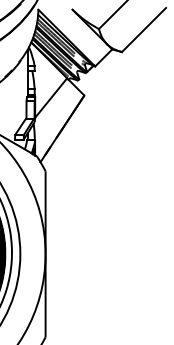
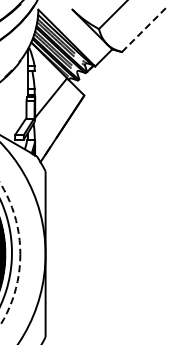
line: solid -> dashed (144, 29)
circle: solid -> dashed (10, 254)
